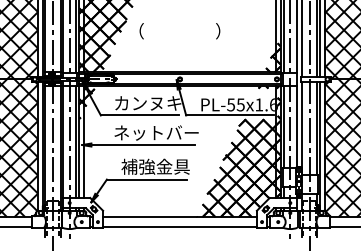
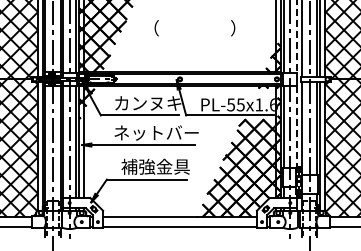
text position: (179, 31) -> (194, 28) (194, 28)
line: solid -> dashed (296, 37)
line: solid -> dashed (296, 126)
